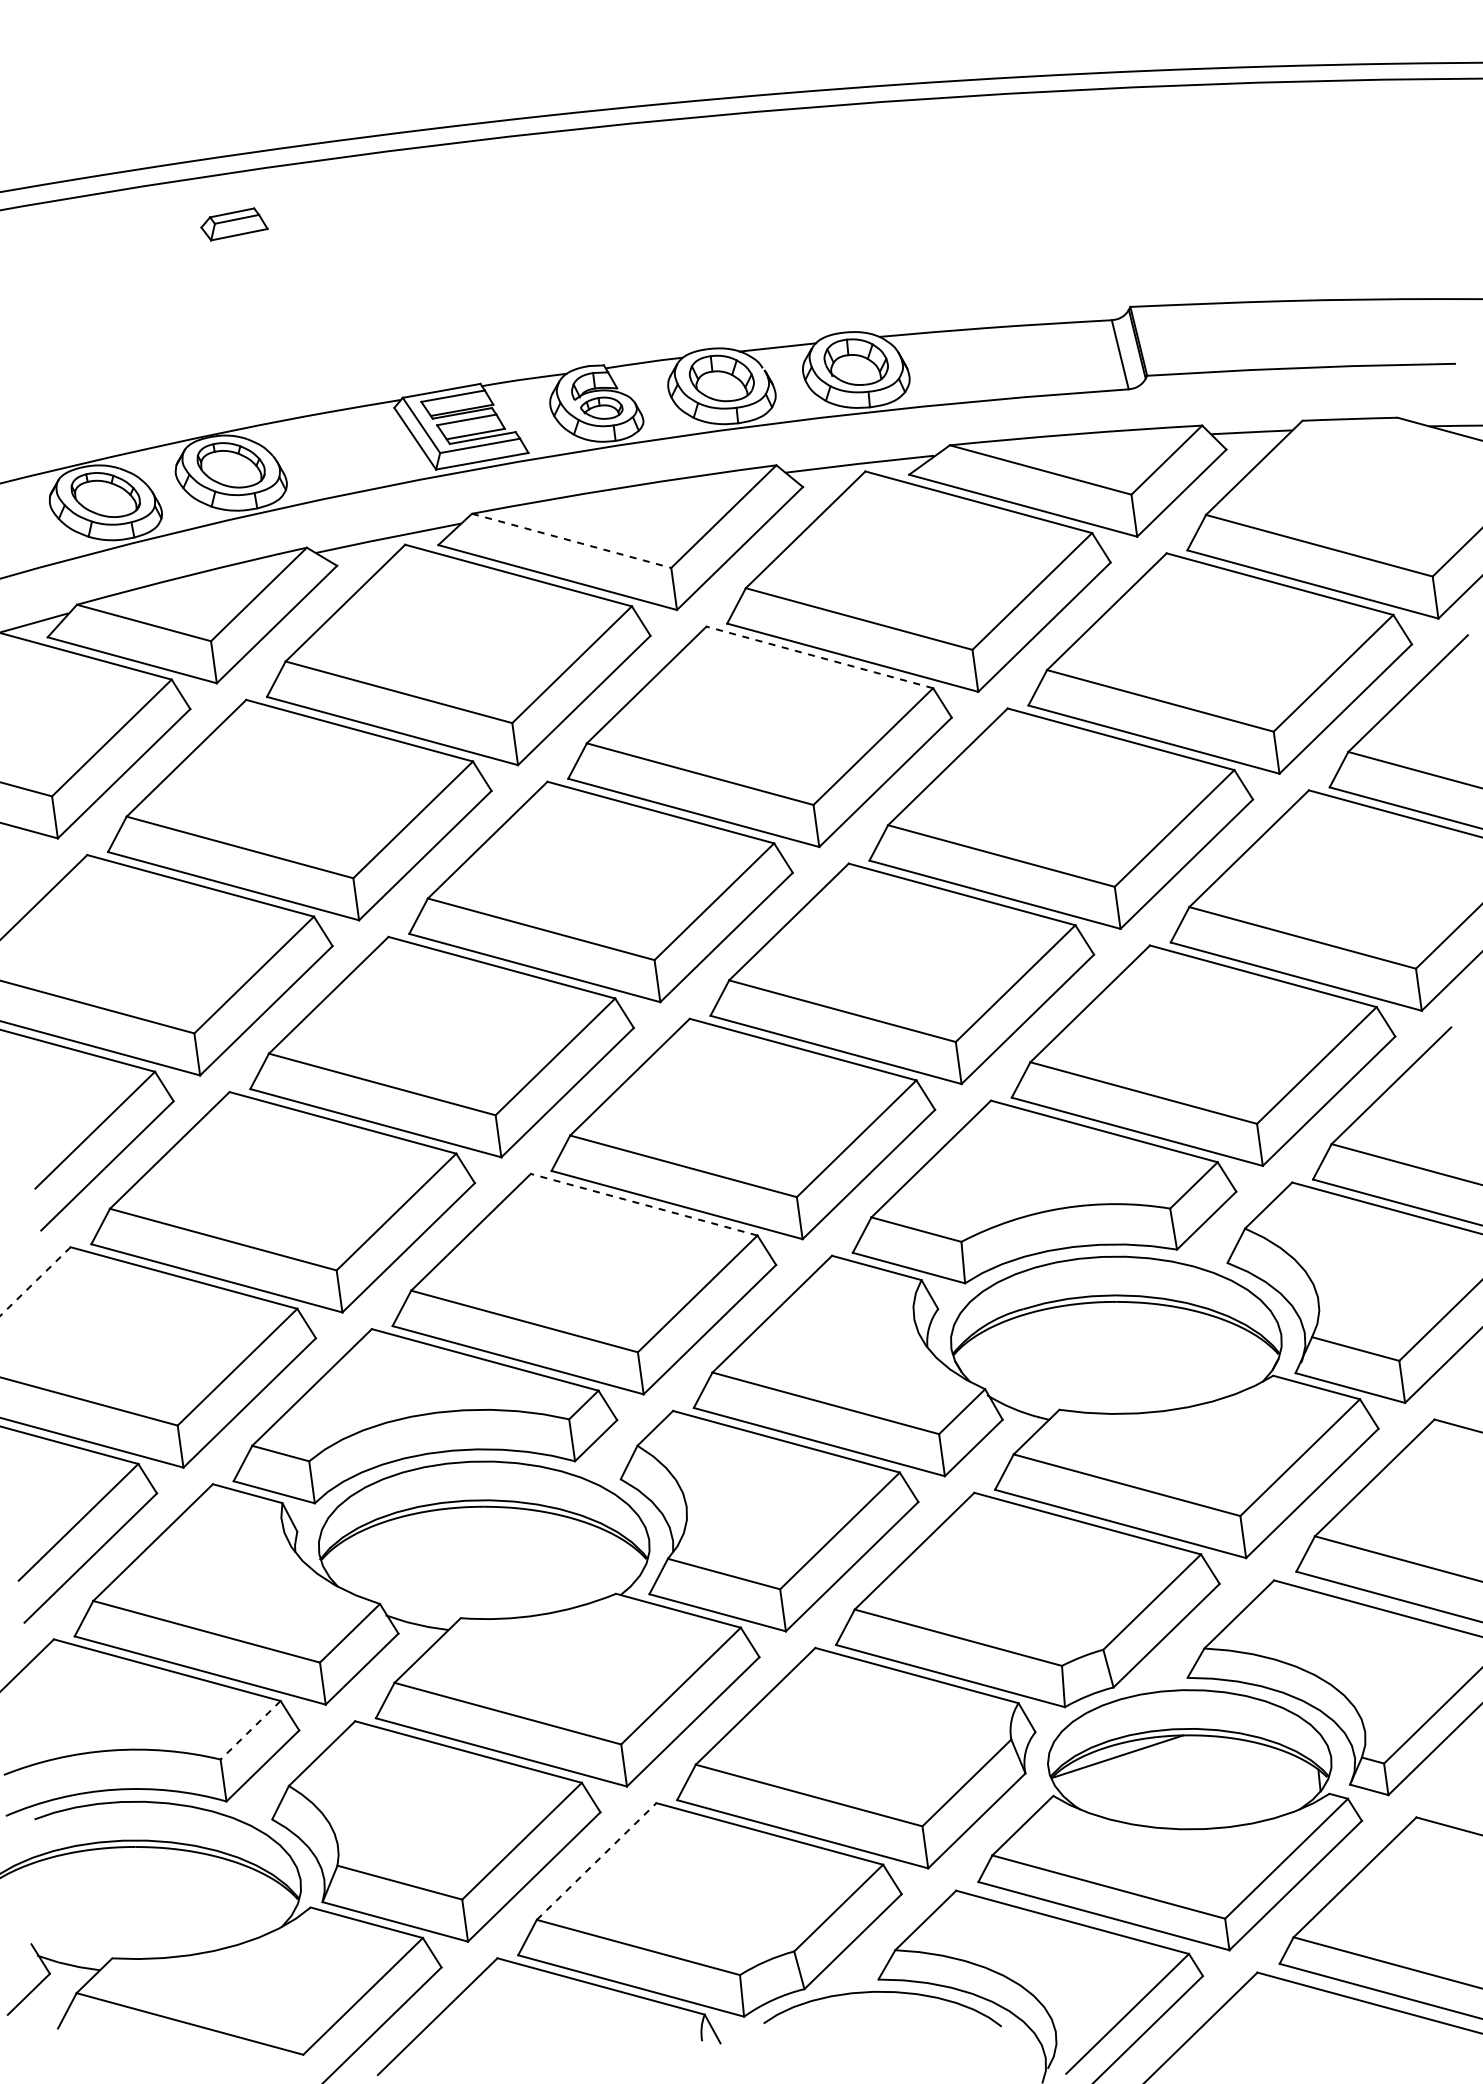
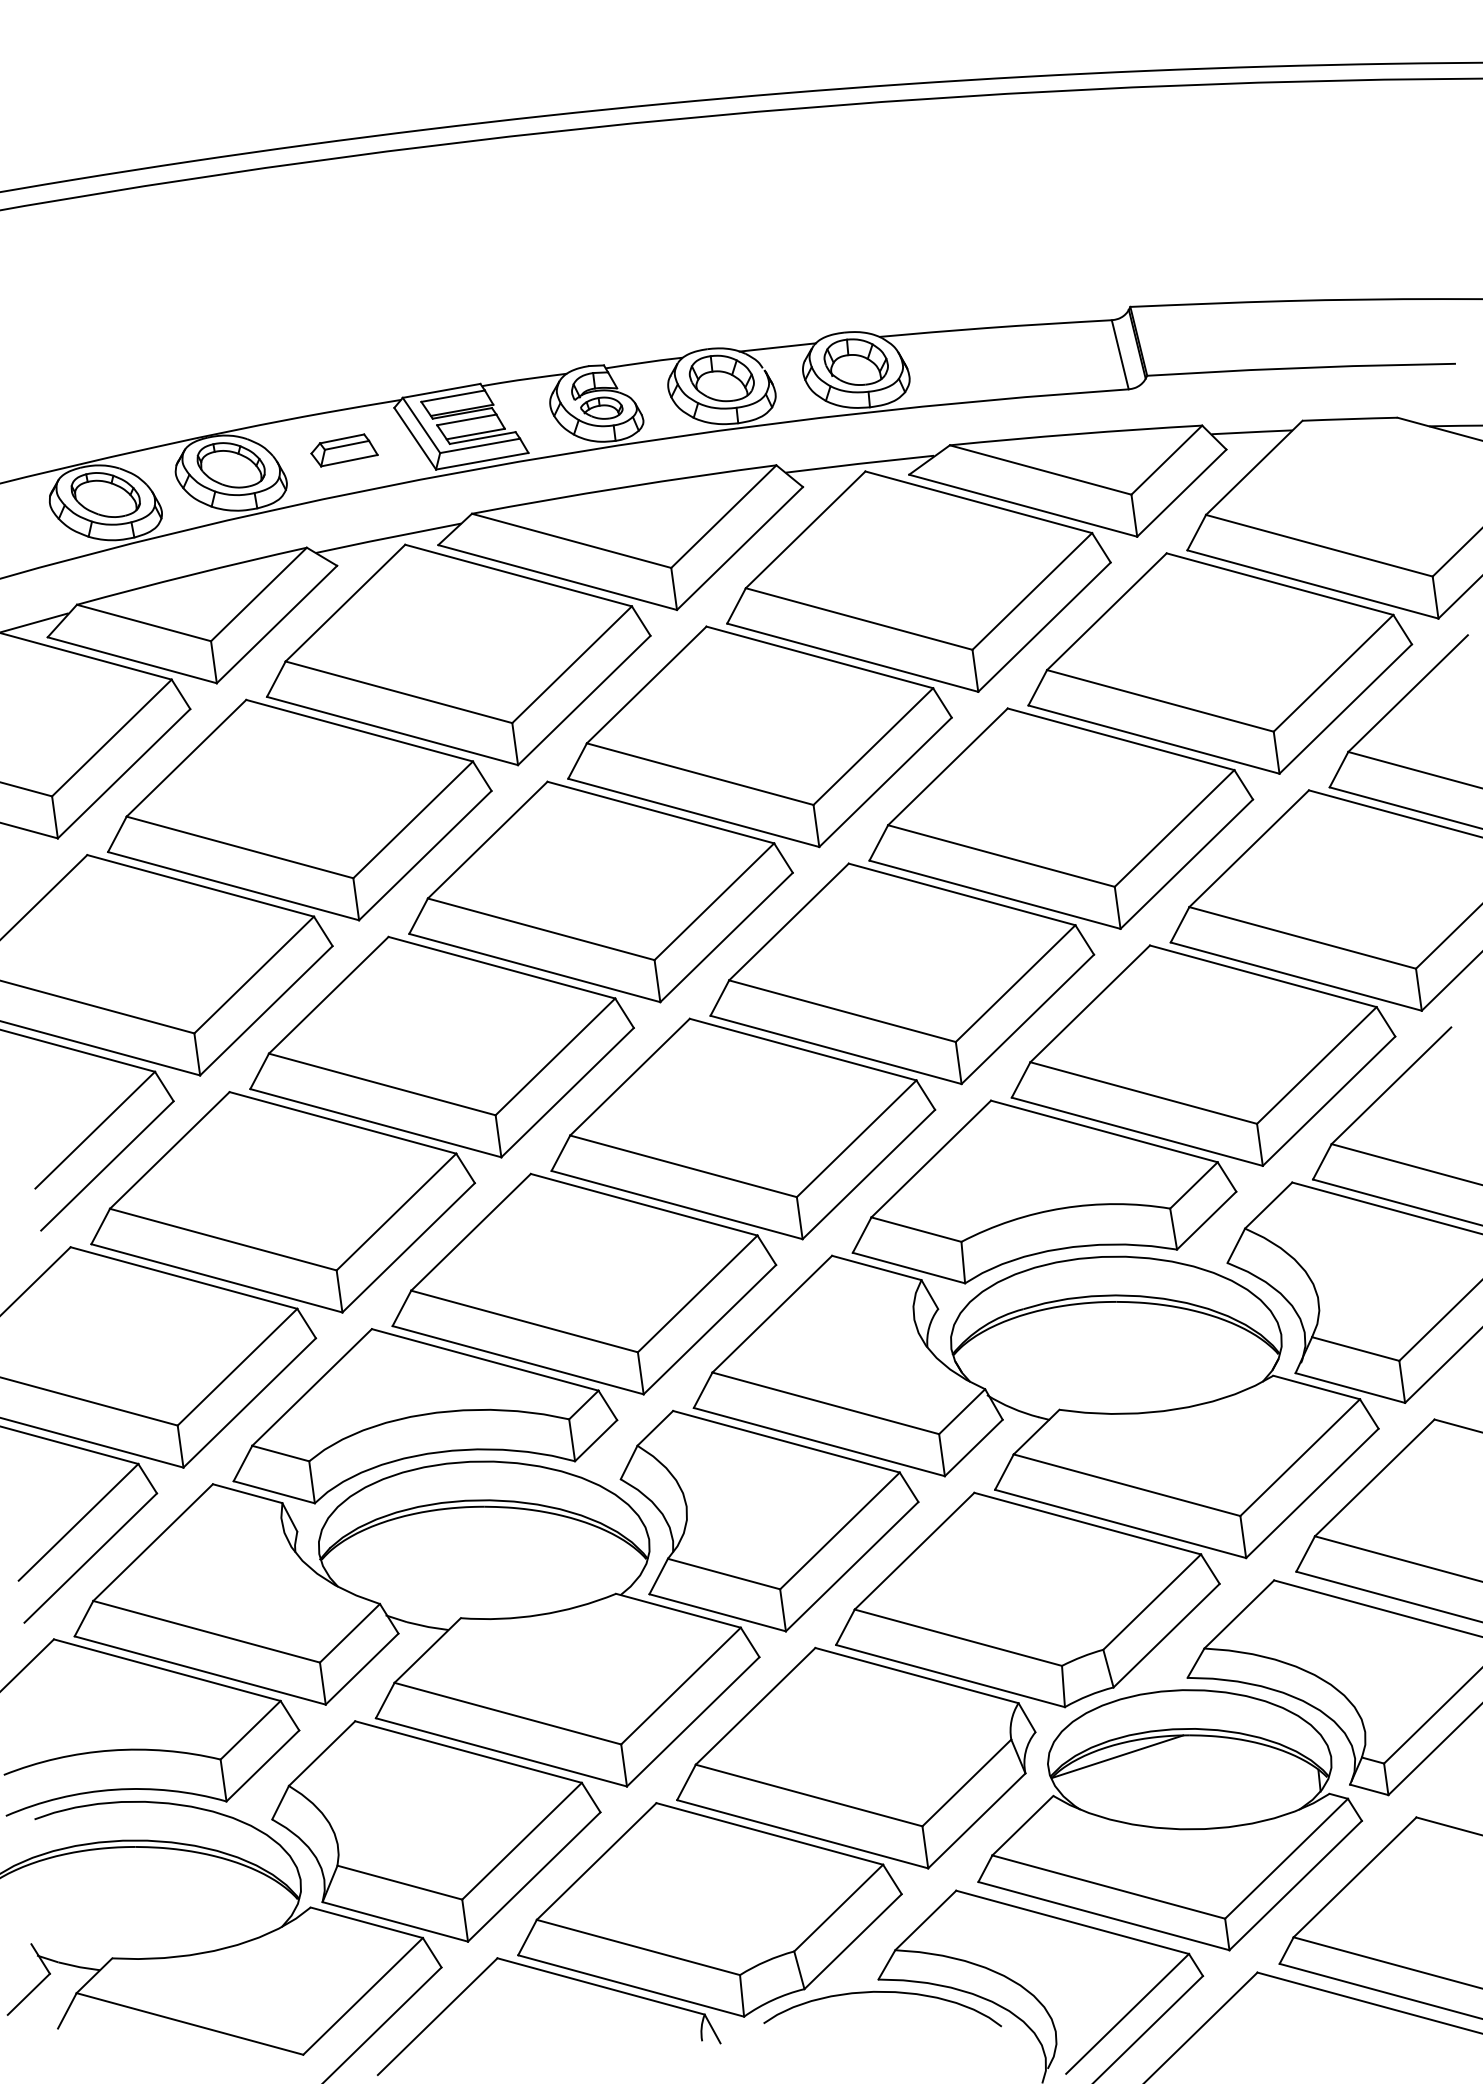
part position: (234, 224) -> (344, 450) (344, 450)
line: dashed -> solid (572, 541)
line: dashed -> solid (819, 657)
line: dashed -> solid (643, 1204)
line: dashed -> solid (35, 1281)
line: dashed -> solid (250, 1730)
line: dashed -> solid (596, 1861)
